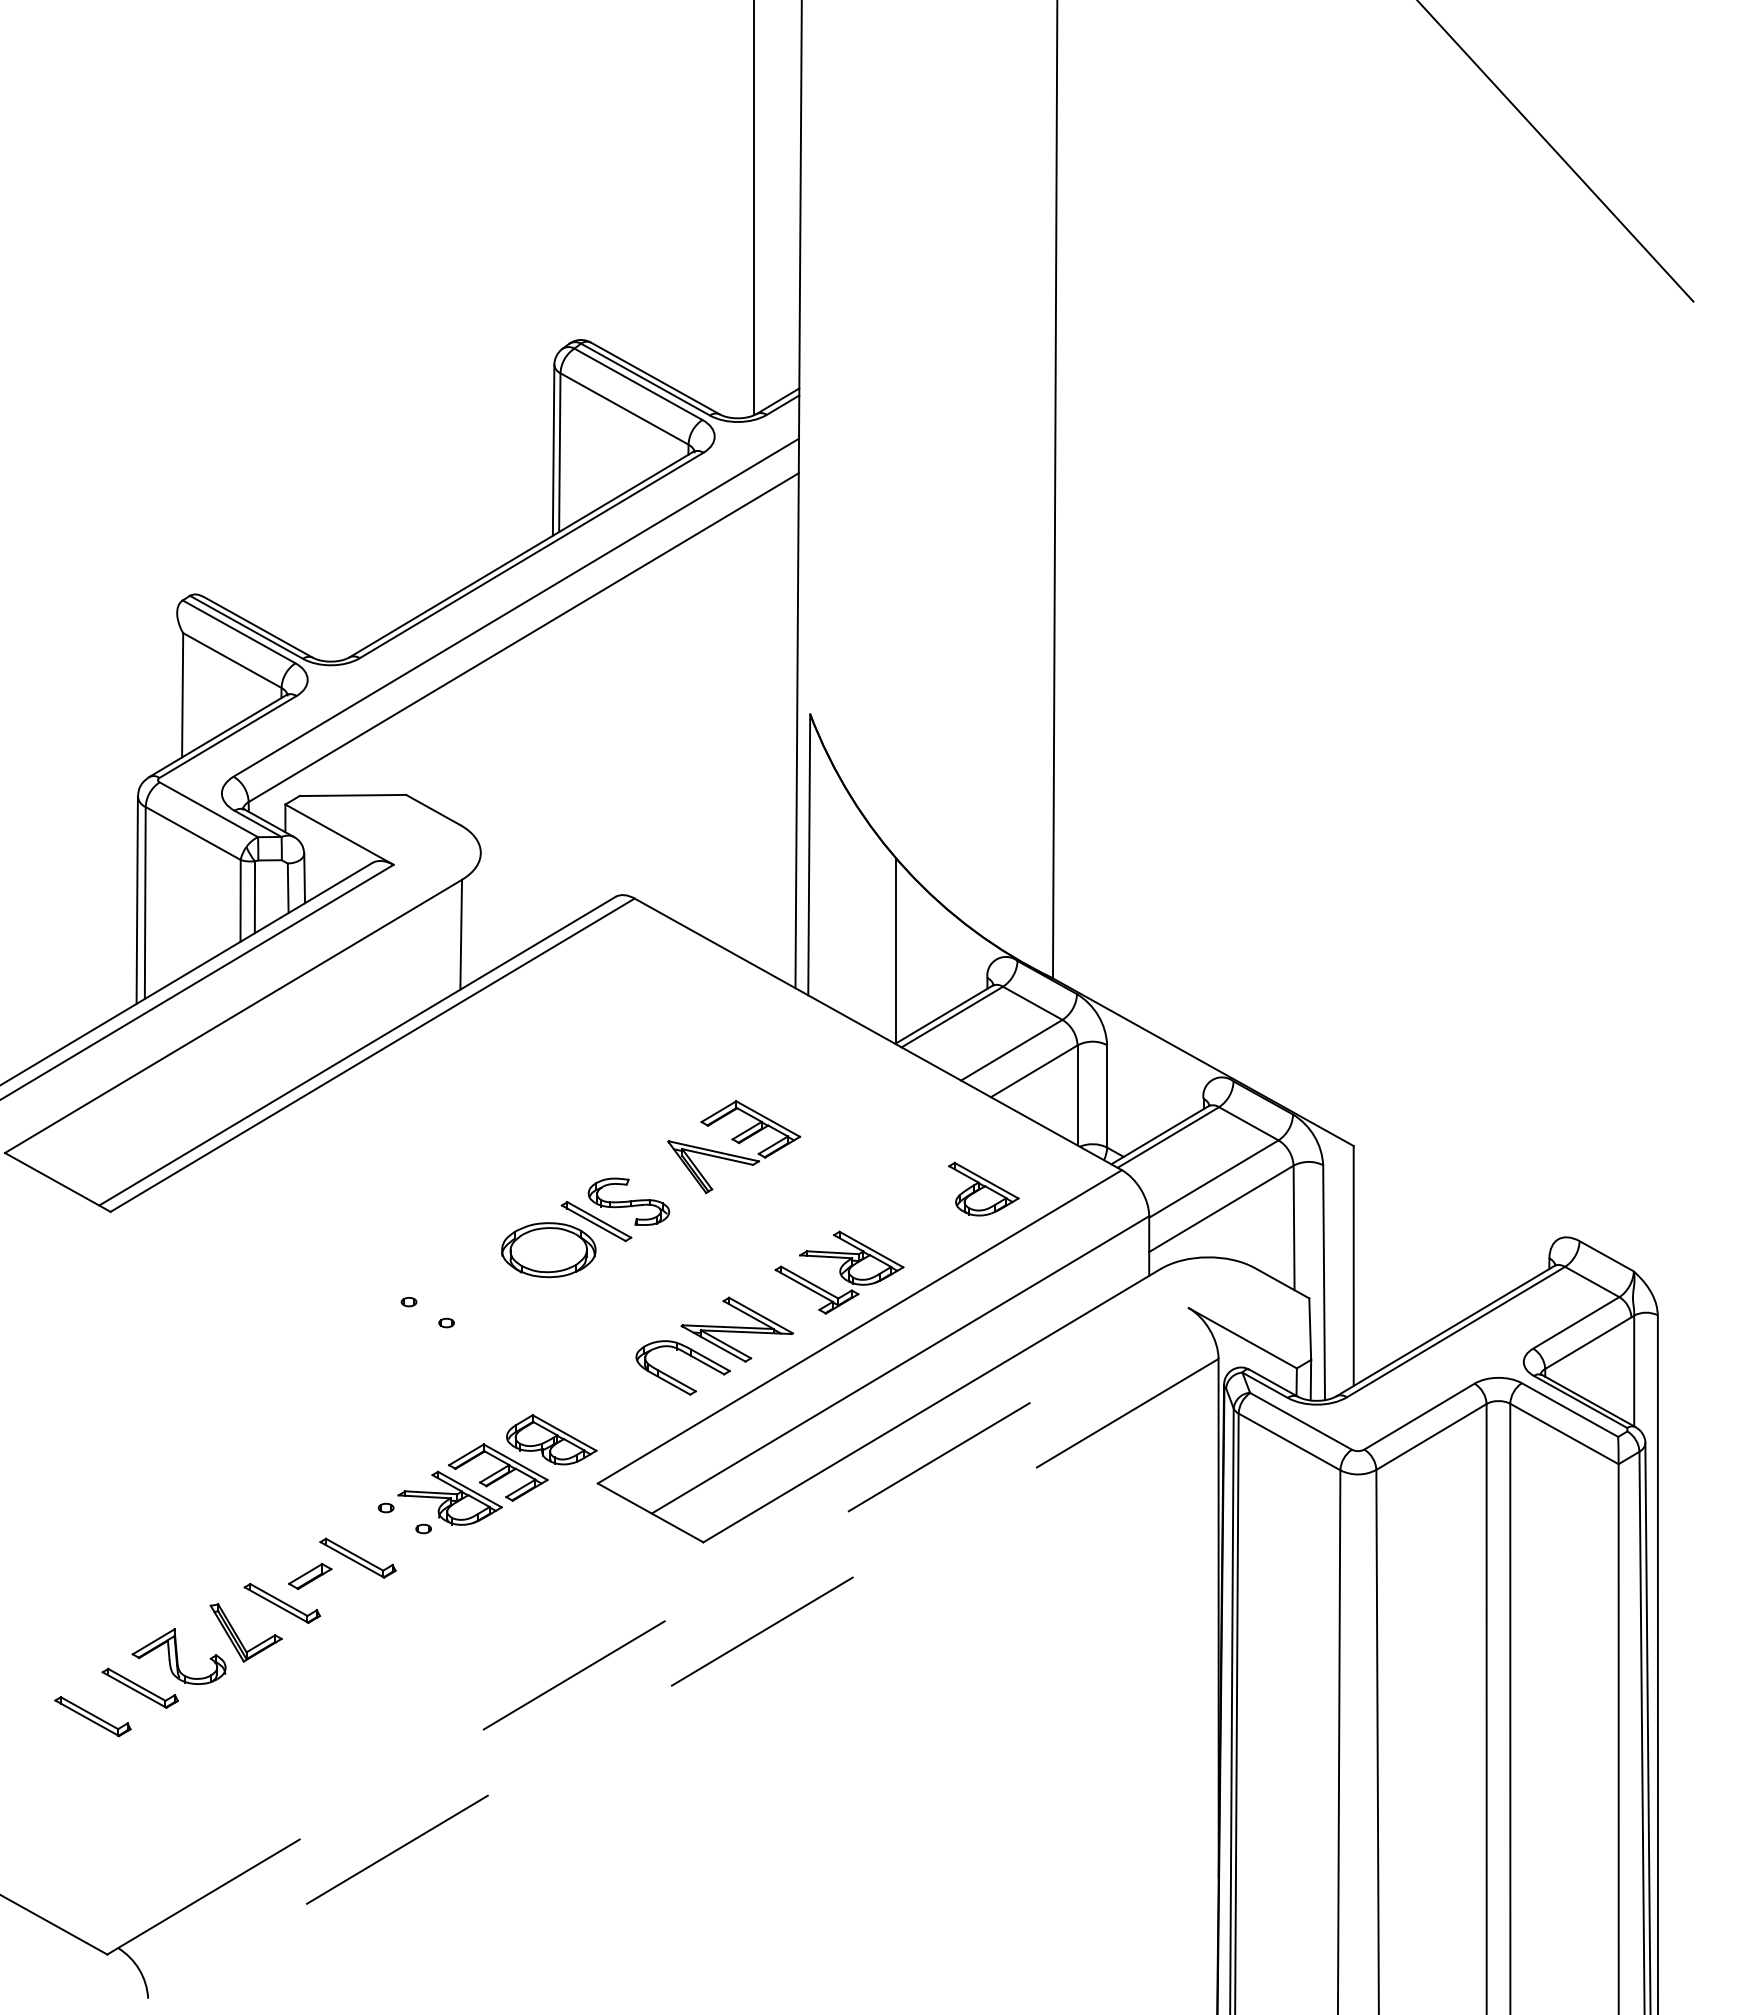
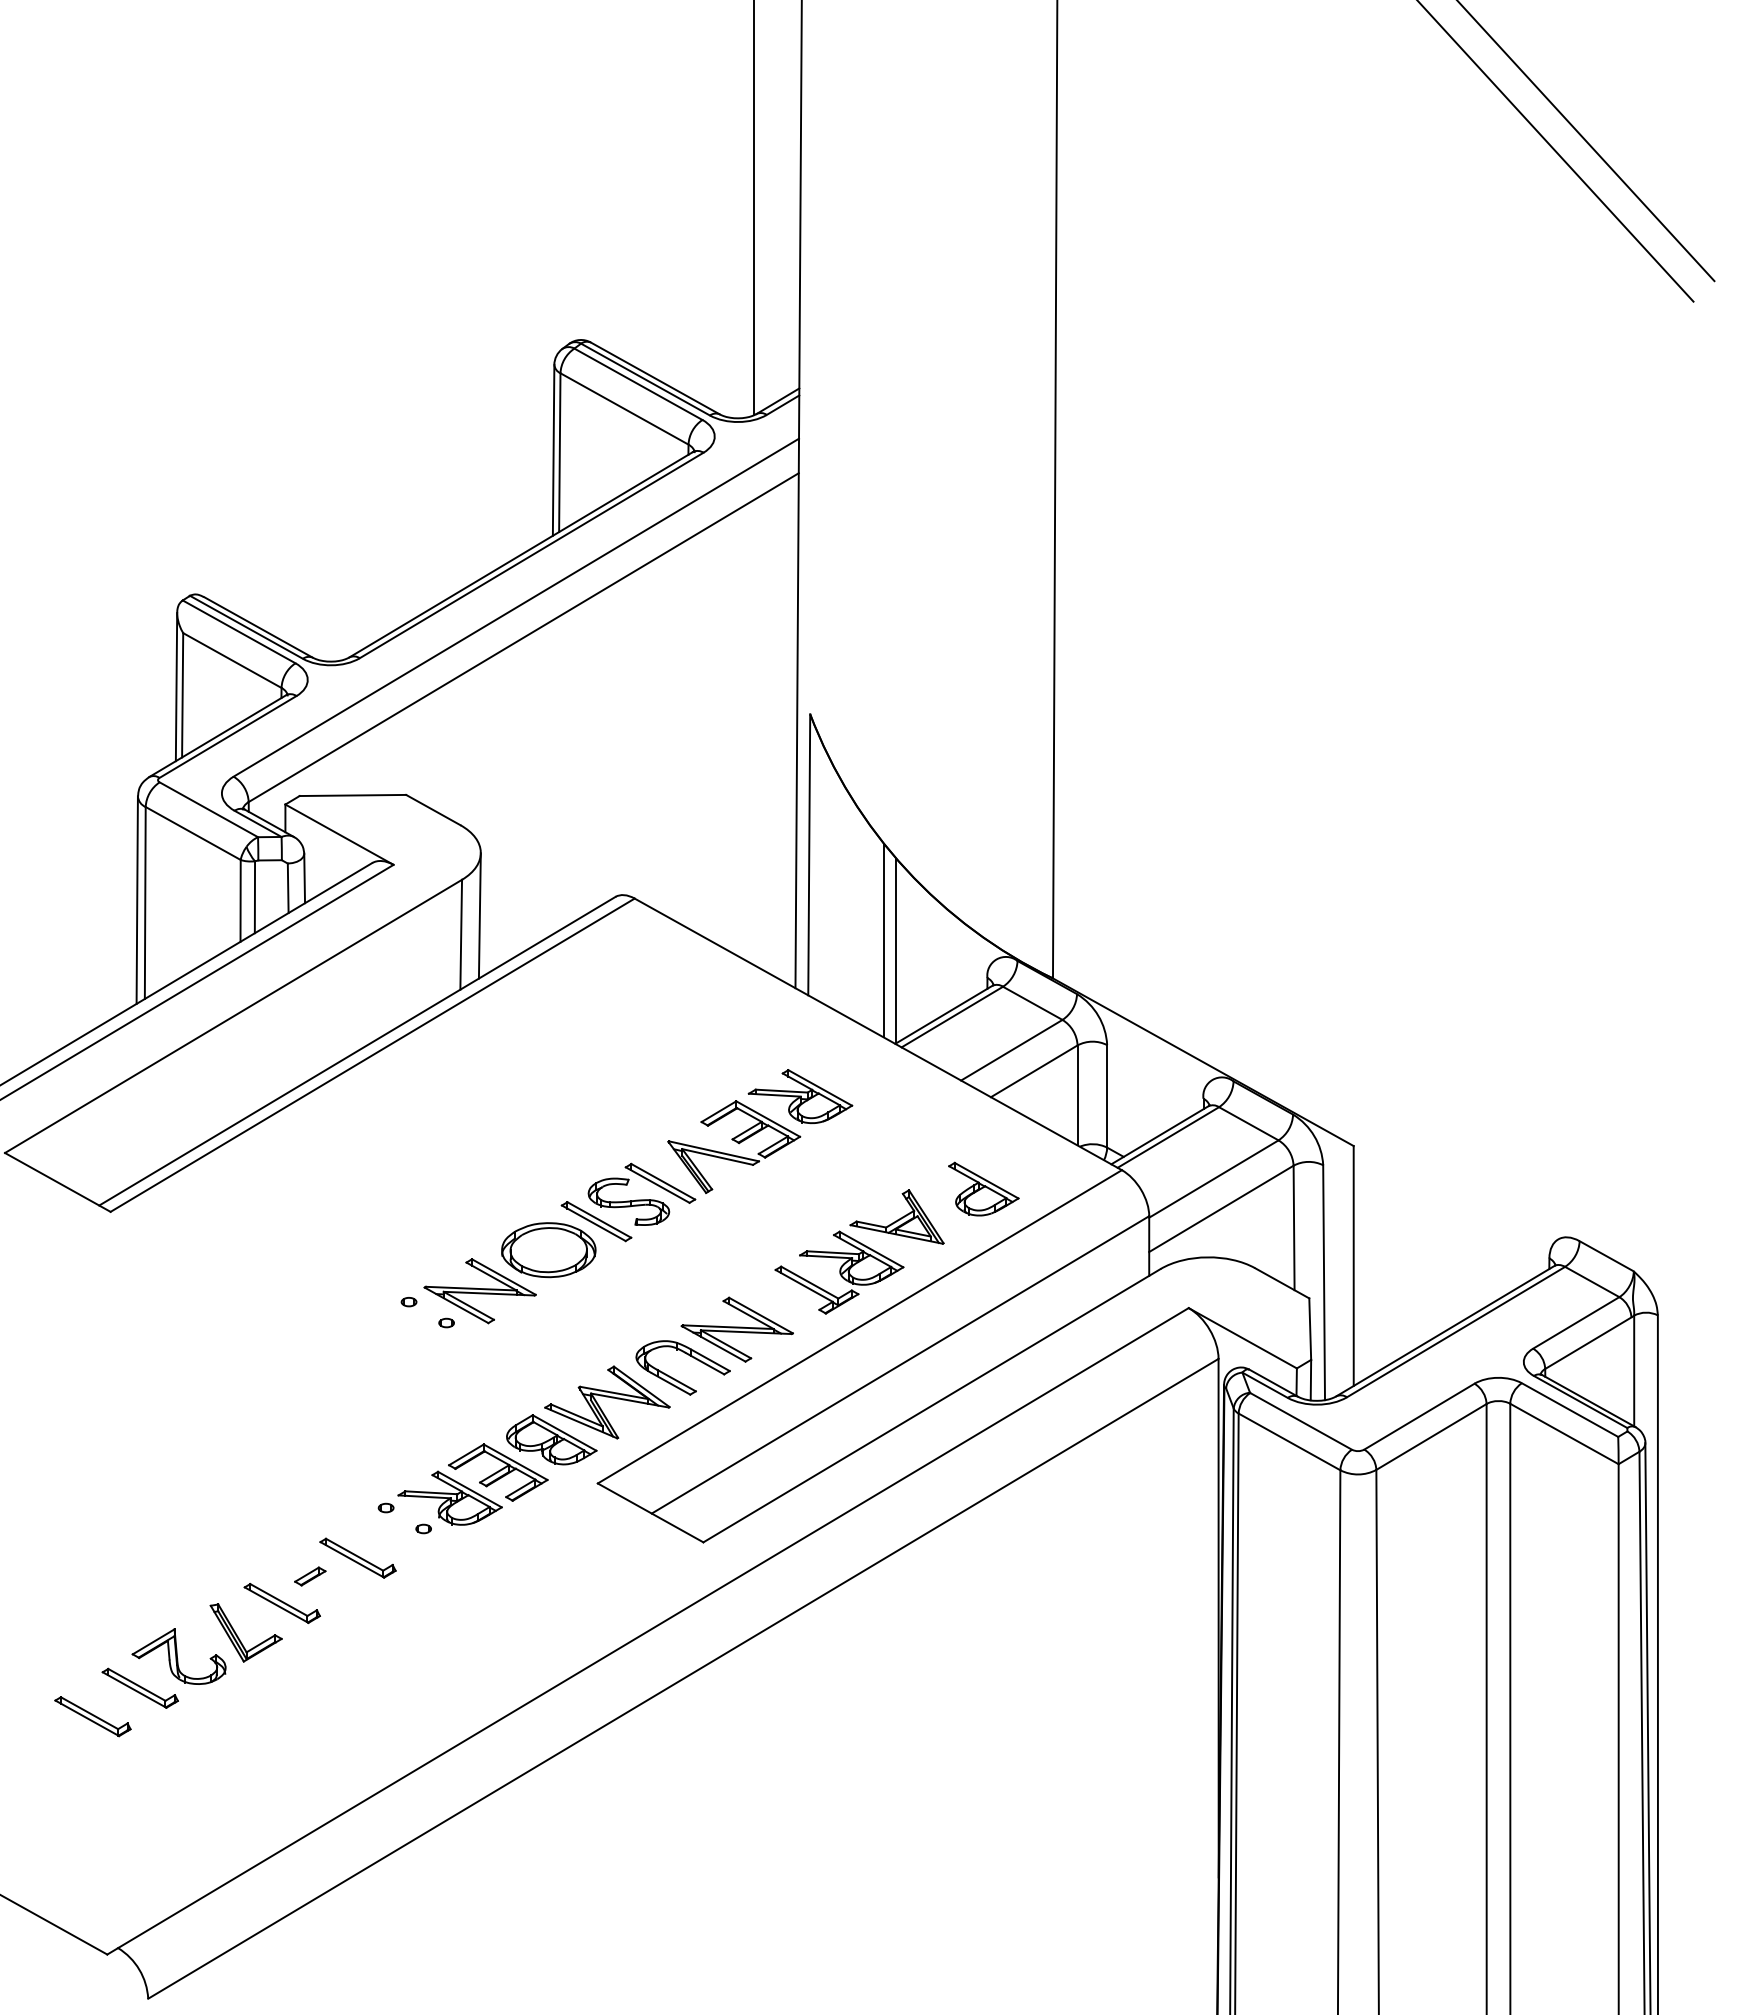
line: none -> present (1586, 141)
line: none -> present (176, 687)
line: none -> present (479, 915)
line: none -> present (883, 940)
part: none -> present (800, 1096)
part: none -> present (660, 1182)
part: none -> present (896, 1216)
part: none -> present (479, 1291)
part: none -> present (607, 1402)
part size: 45x28 px -> 33x21 px (310, 1576)
line: dashed -> solid (653, 1628)
line: dashed -> solid (683, 1678)
